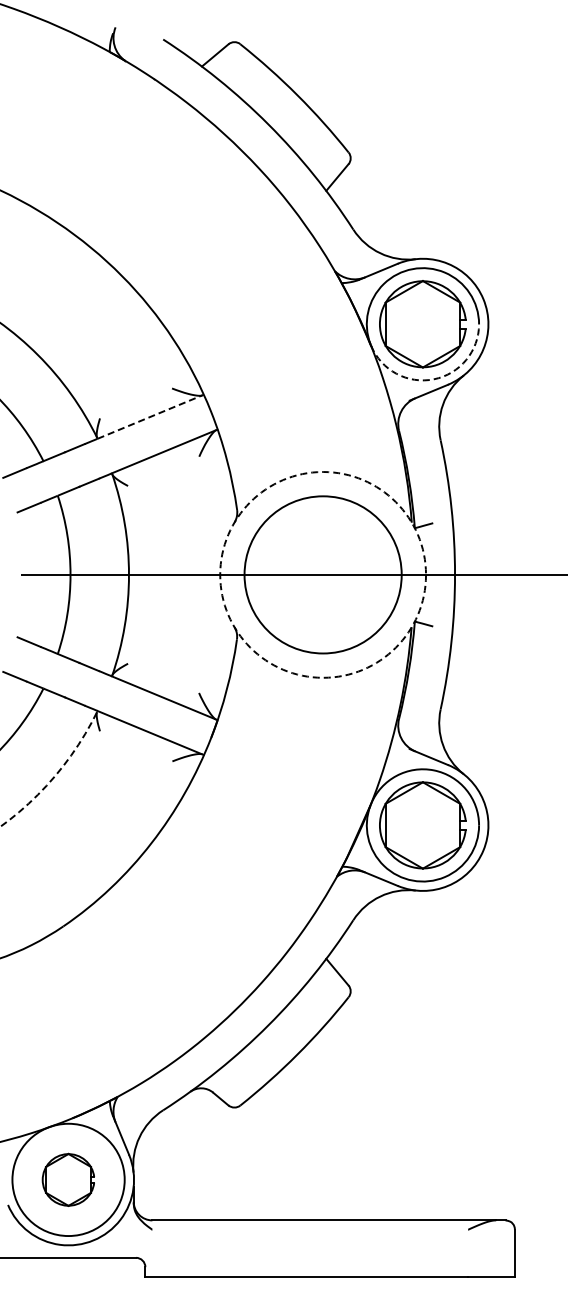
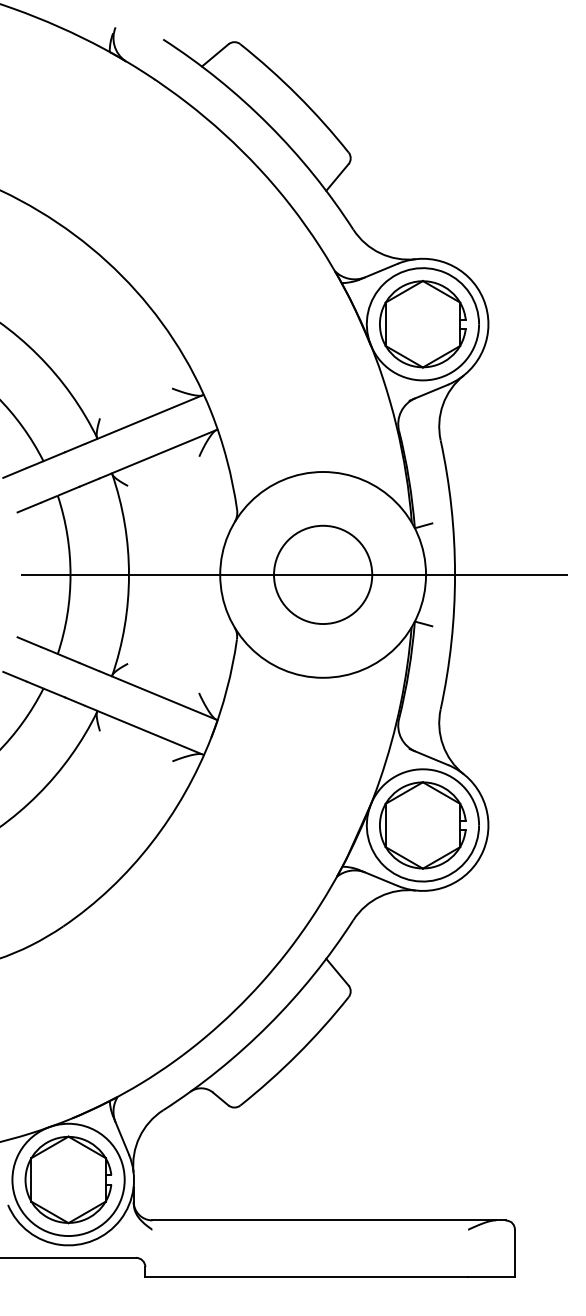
arc: dashed -> solid (433, 379)
line: dashed -> solid (151, 416)
circle diameter: 157 px -> 98 px (323, 574)
circle: dashed -> solid (323, 574)
arc: dashed -> solid (55, 775)
part size: 54x55 px -> 89x90 px (68, 1179)
